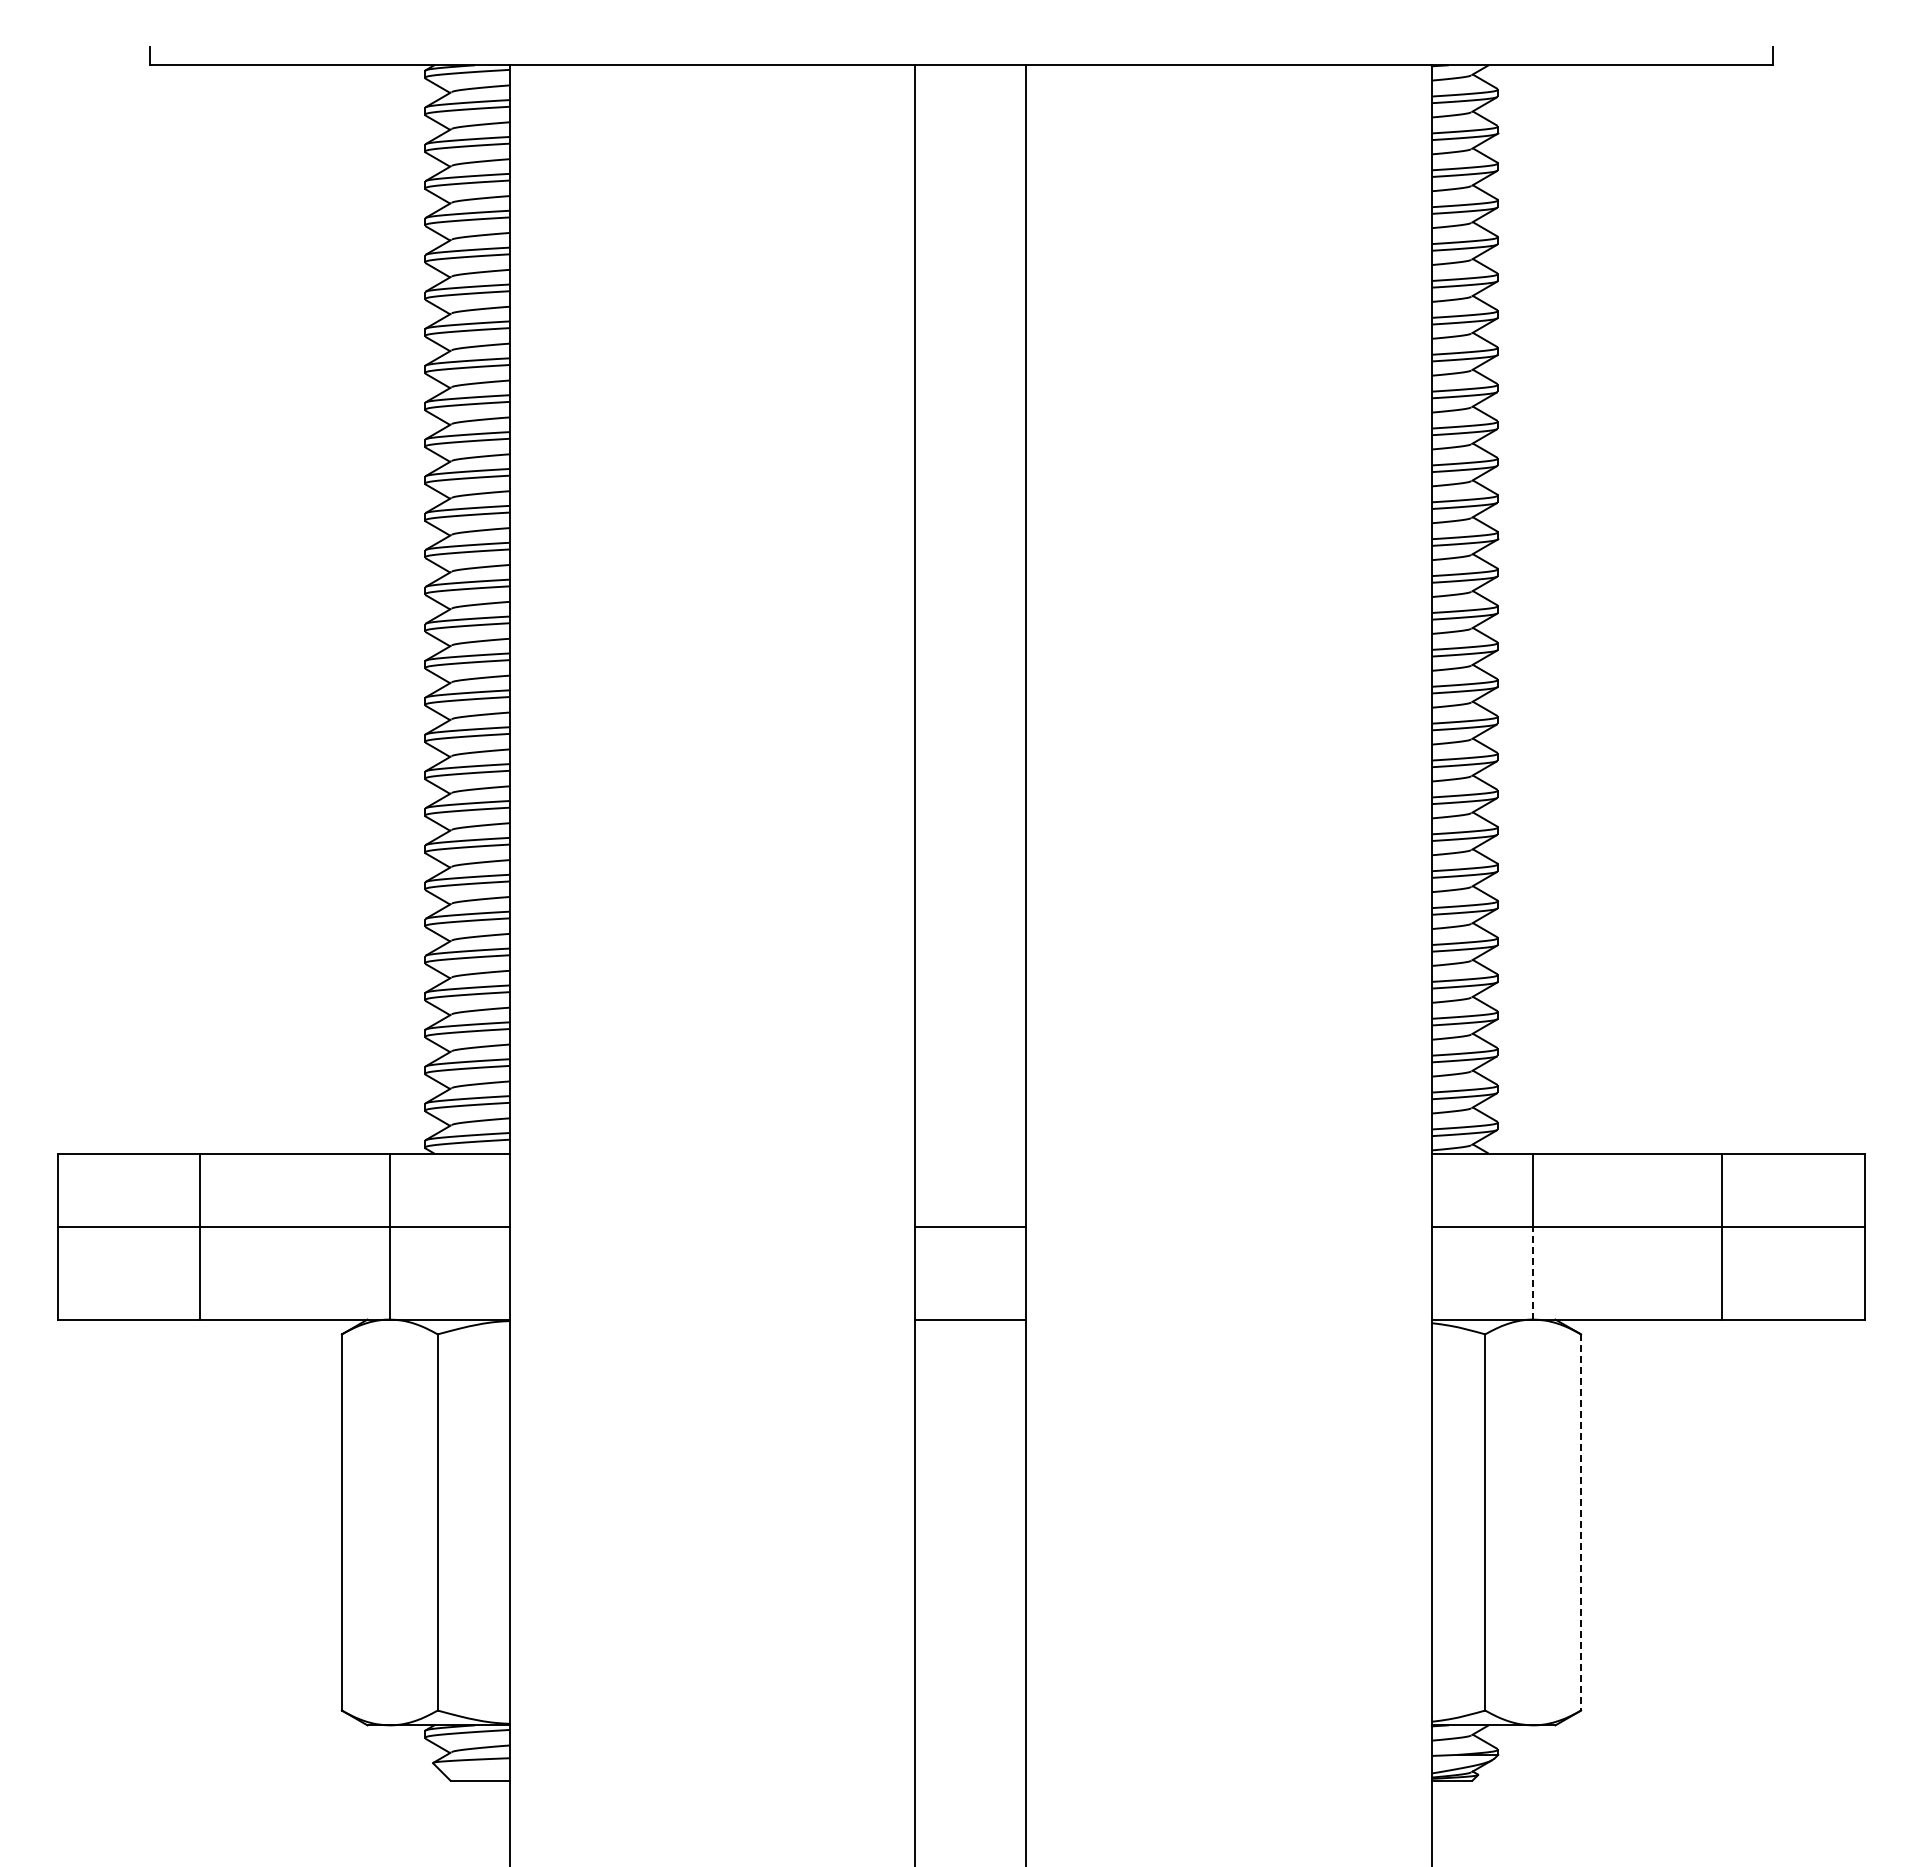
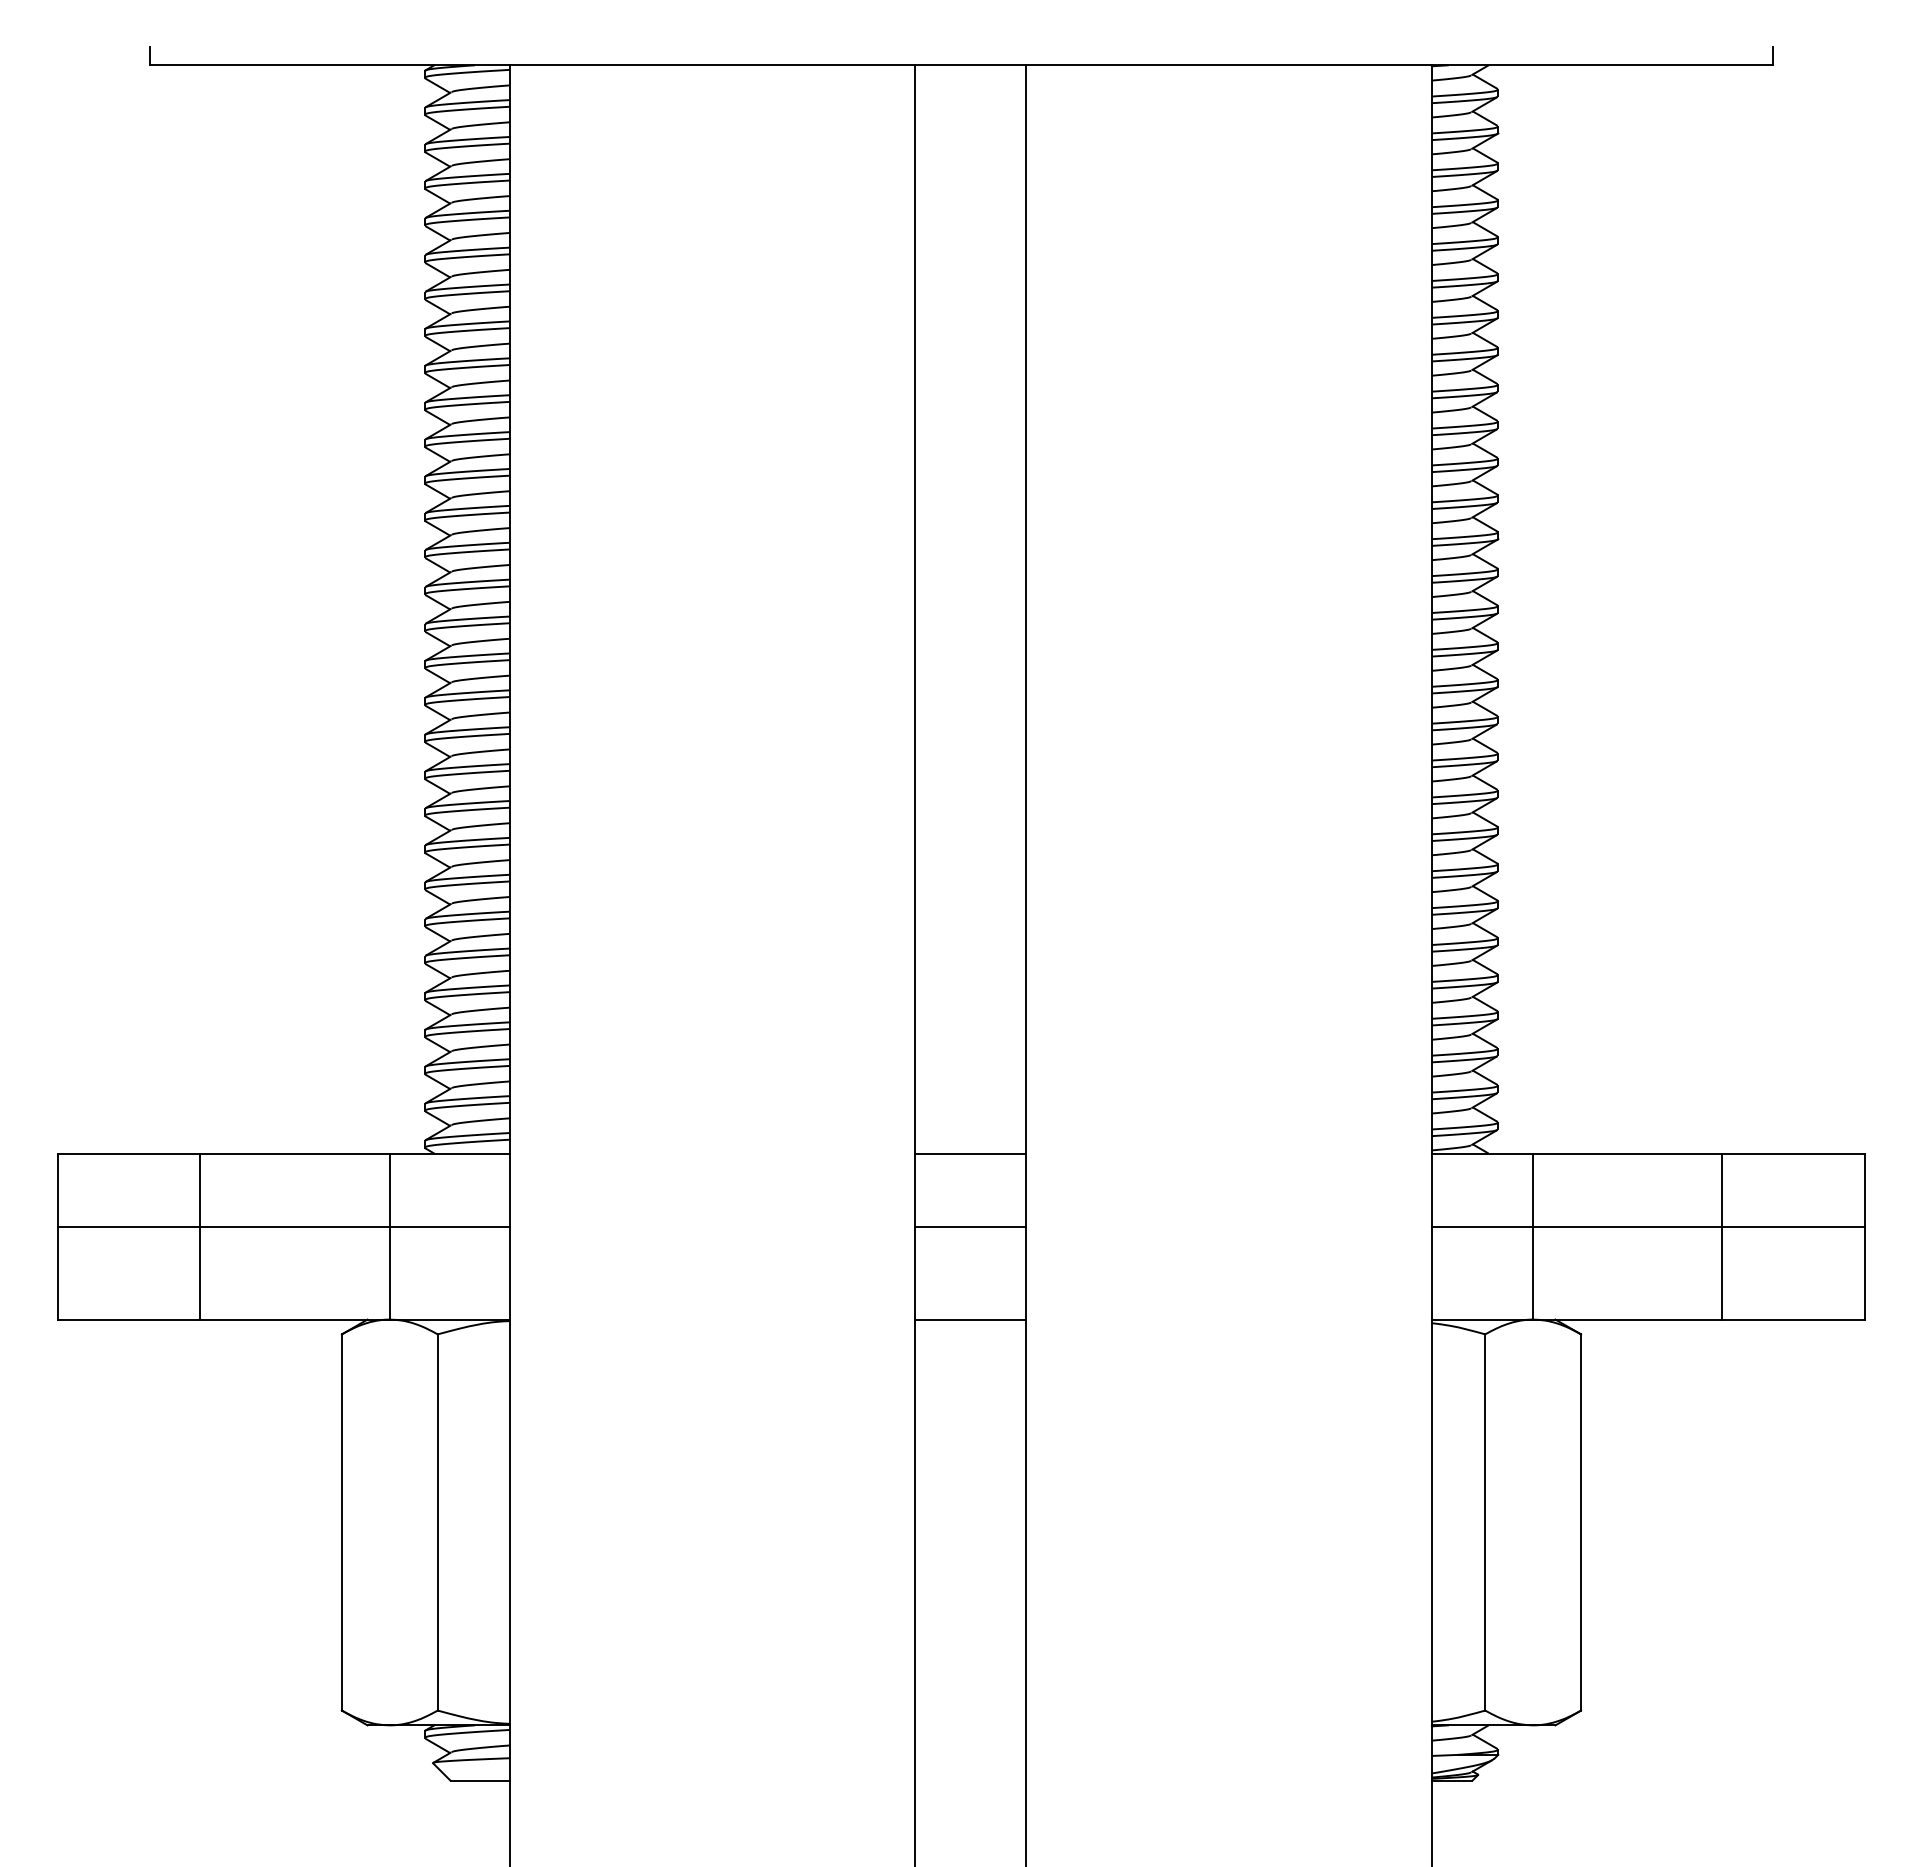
line: none -> present (970, 1153)
line: dashed -> solid (1533, 1272)
line: dashed -> solid (1581, 1522)
